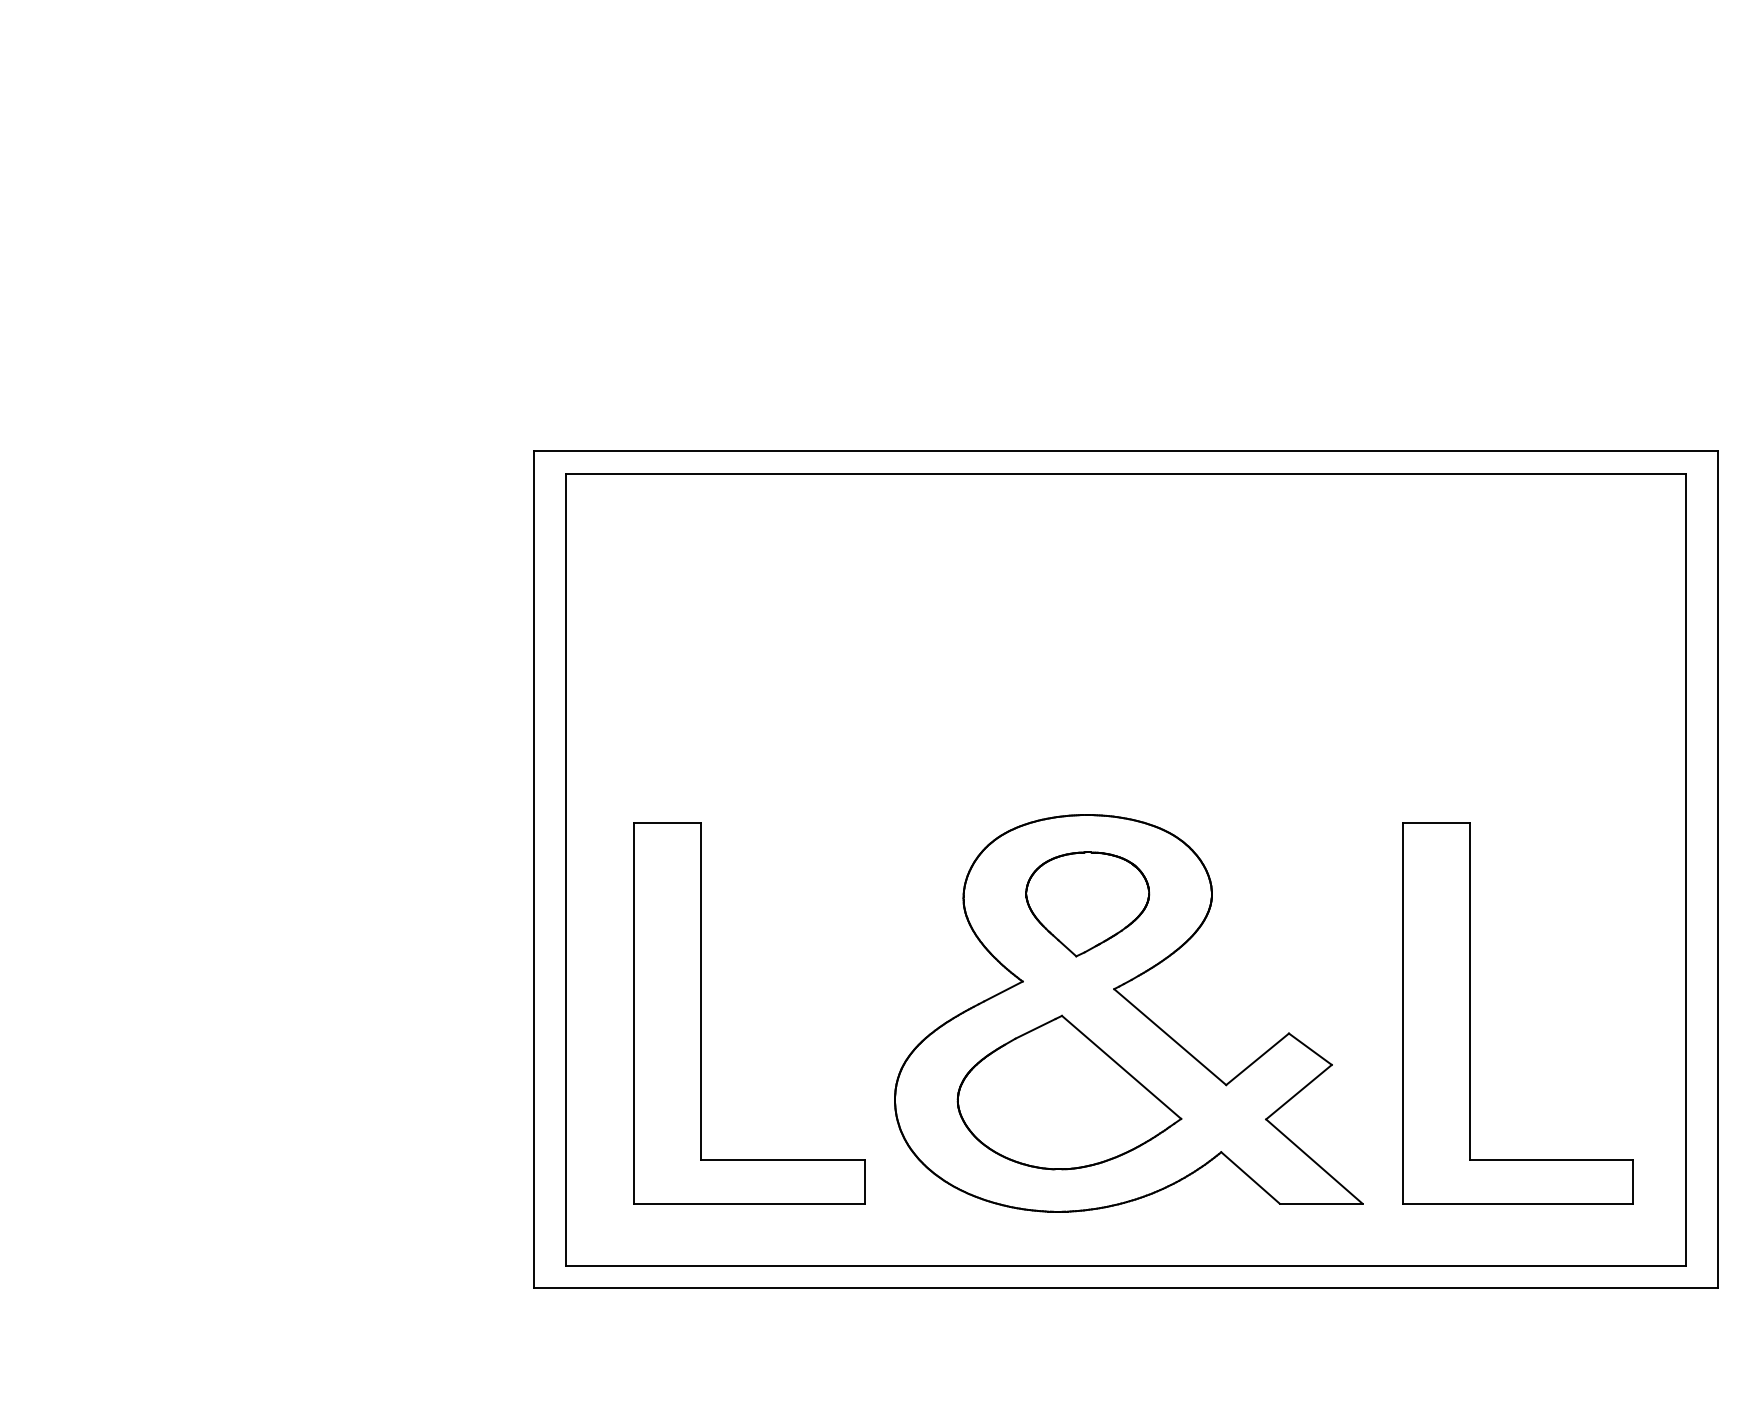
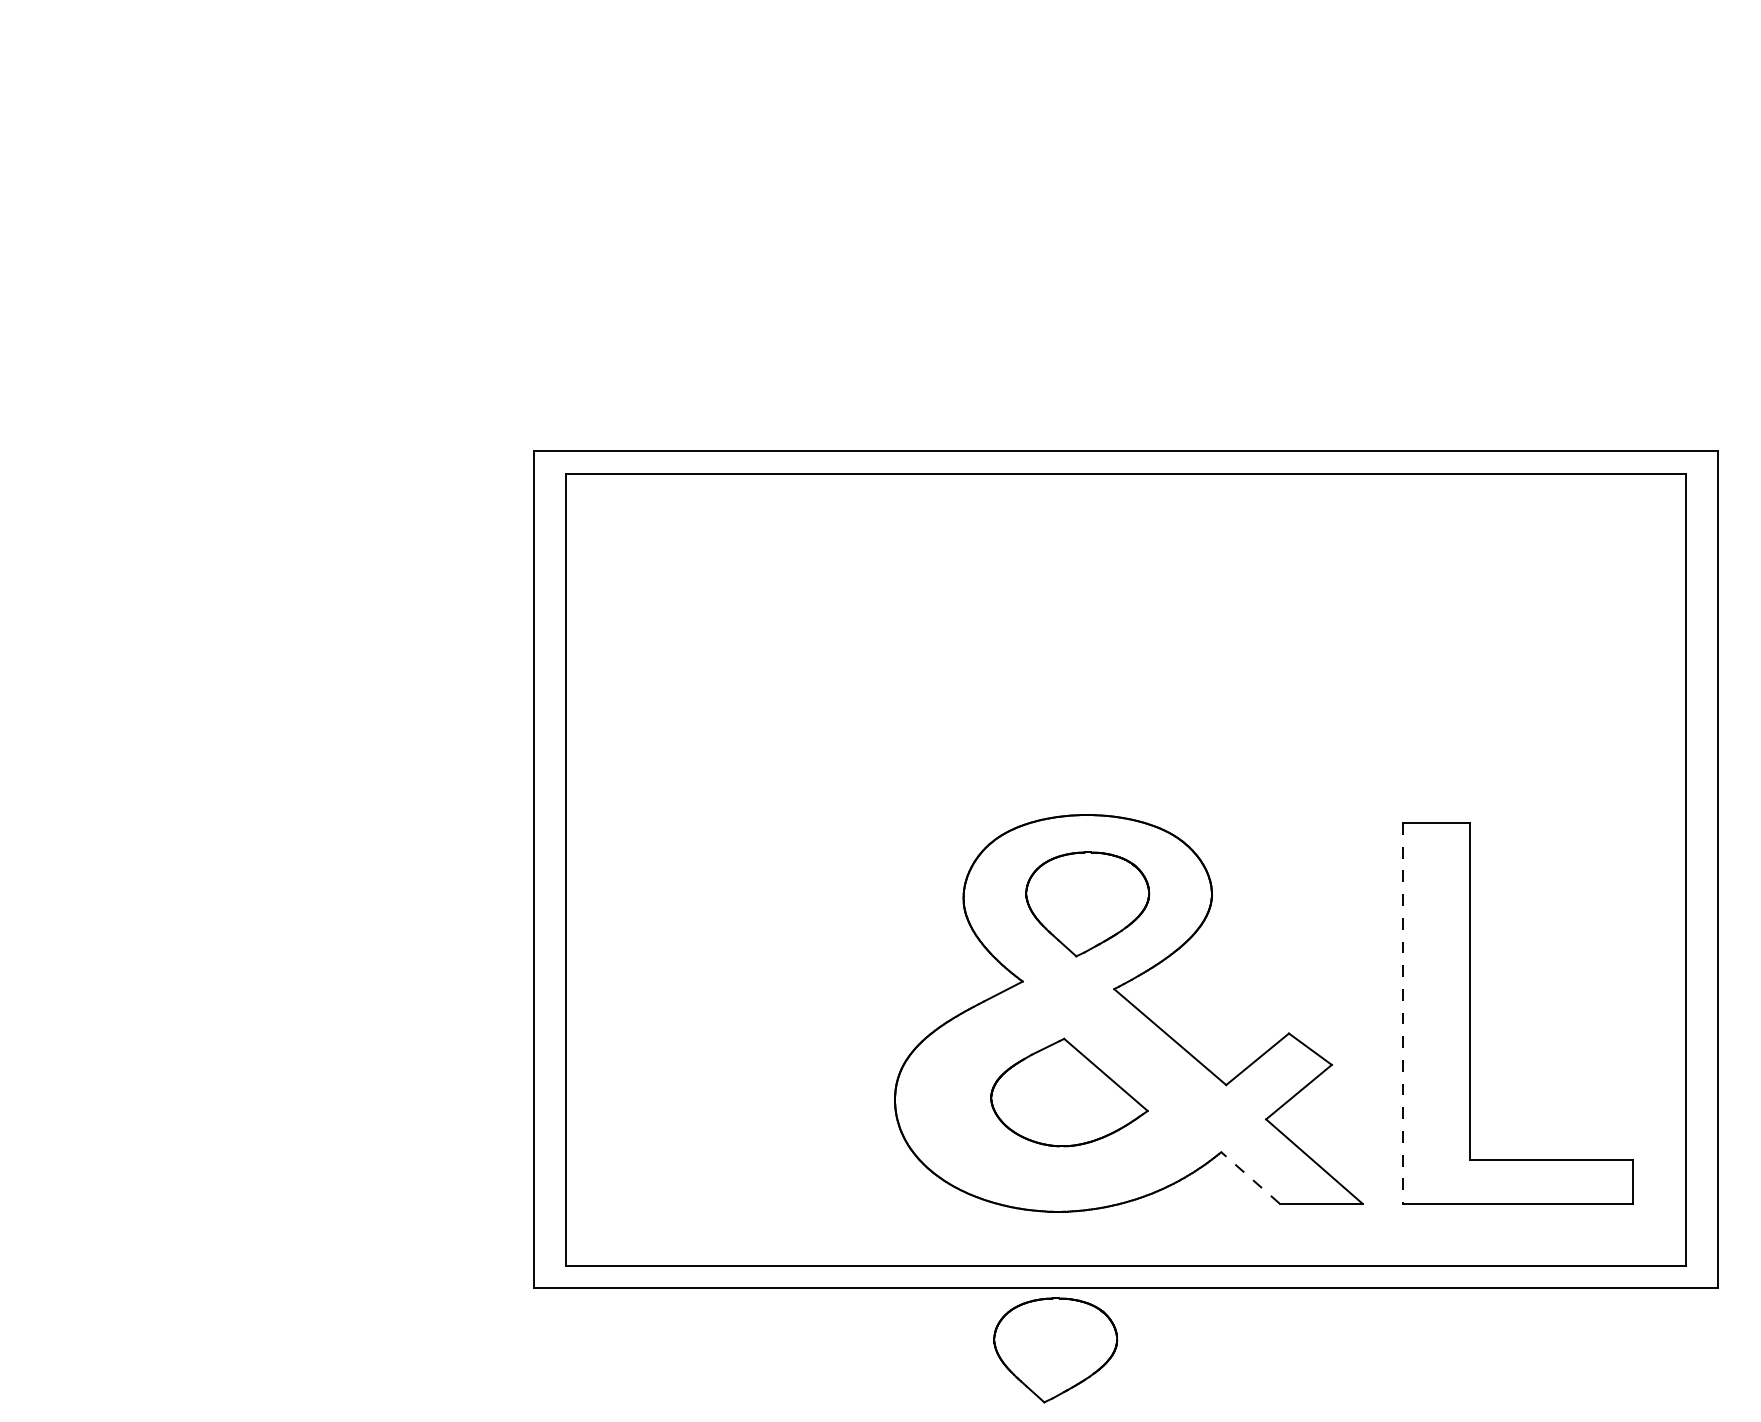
part: present -> none (701, 1013)
line: solid -> dashed (1402, 1013)
part size: 227x157 px -> 159x111 px (1069, 1092)
line: solid -> dashed (1250, 1177)
part: none -> present (1055, 1350)
